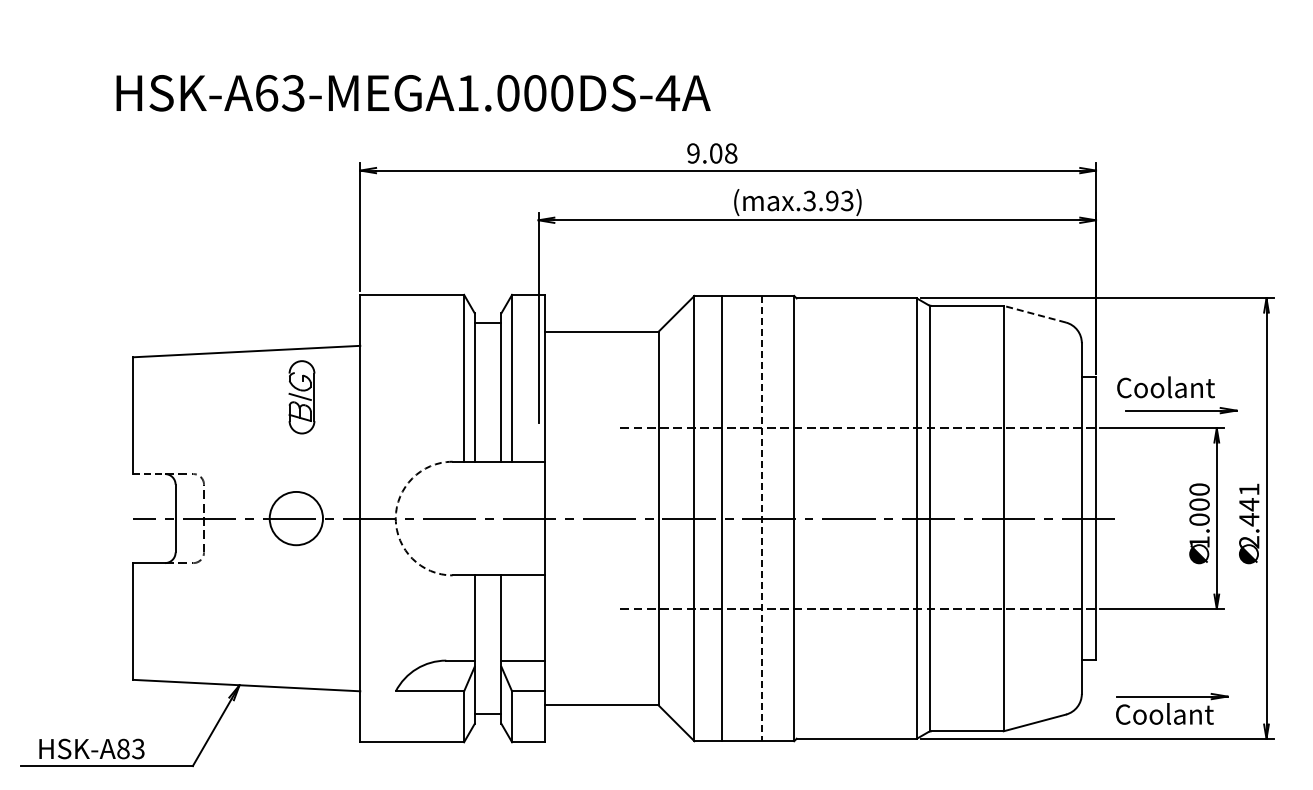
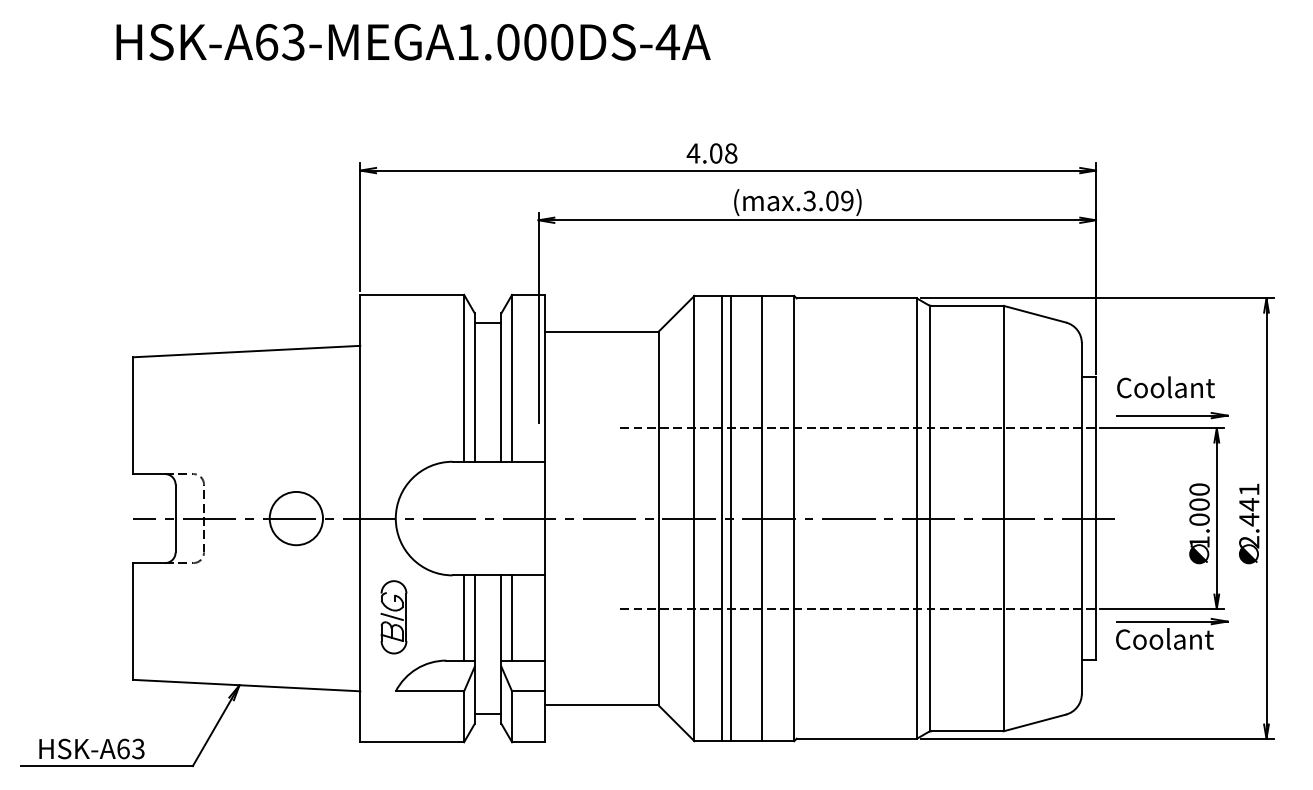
text position: (413, 93) -> (413, 42) (413, 42)
text: 9.08 -> 4.08 (693, 153)
text: (max.3.93) -> (max.3.09) (839, 200)
line: dashed -> solid (1034, 314)
part position: (301, 397) -> (393, 617) (393, 617)
part position: (1181, 410) -> (1172, 415) (1172, 415)
line: dashed -> solid (149, 474)
arc: dashed -> solid (395, 518)
line: none -> present (731, 518)
line: dashed -> solid (762, 518)
line: none -> present (464, 617)
line: none -> present (512, 617)
part position: (1172, 708) -> (1172, 633) (1172, 633)
text: HSK-A83 -> HSK-A63 (123, 748)
